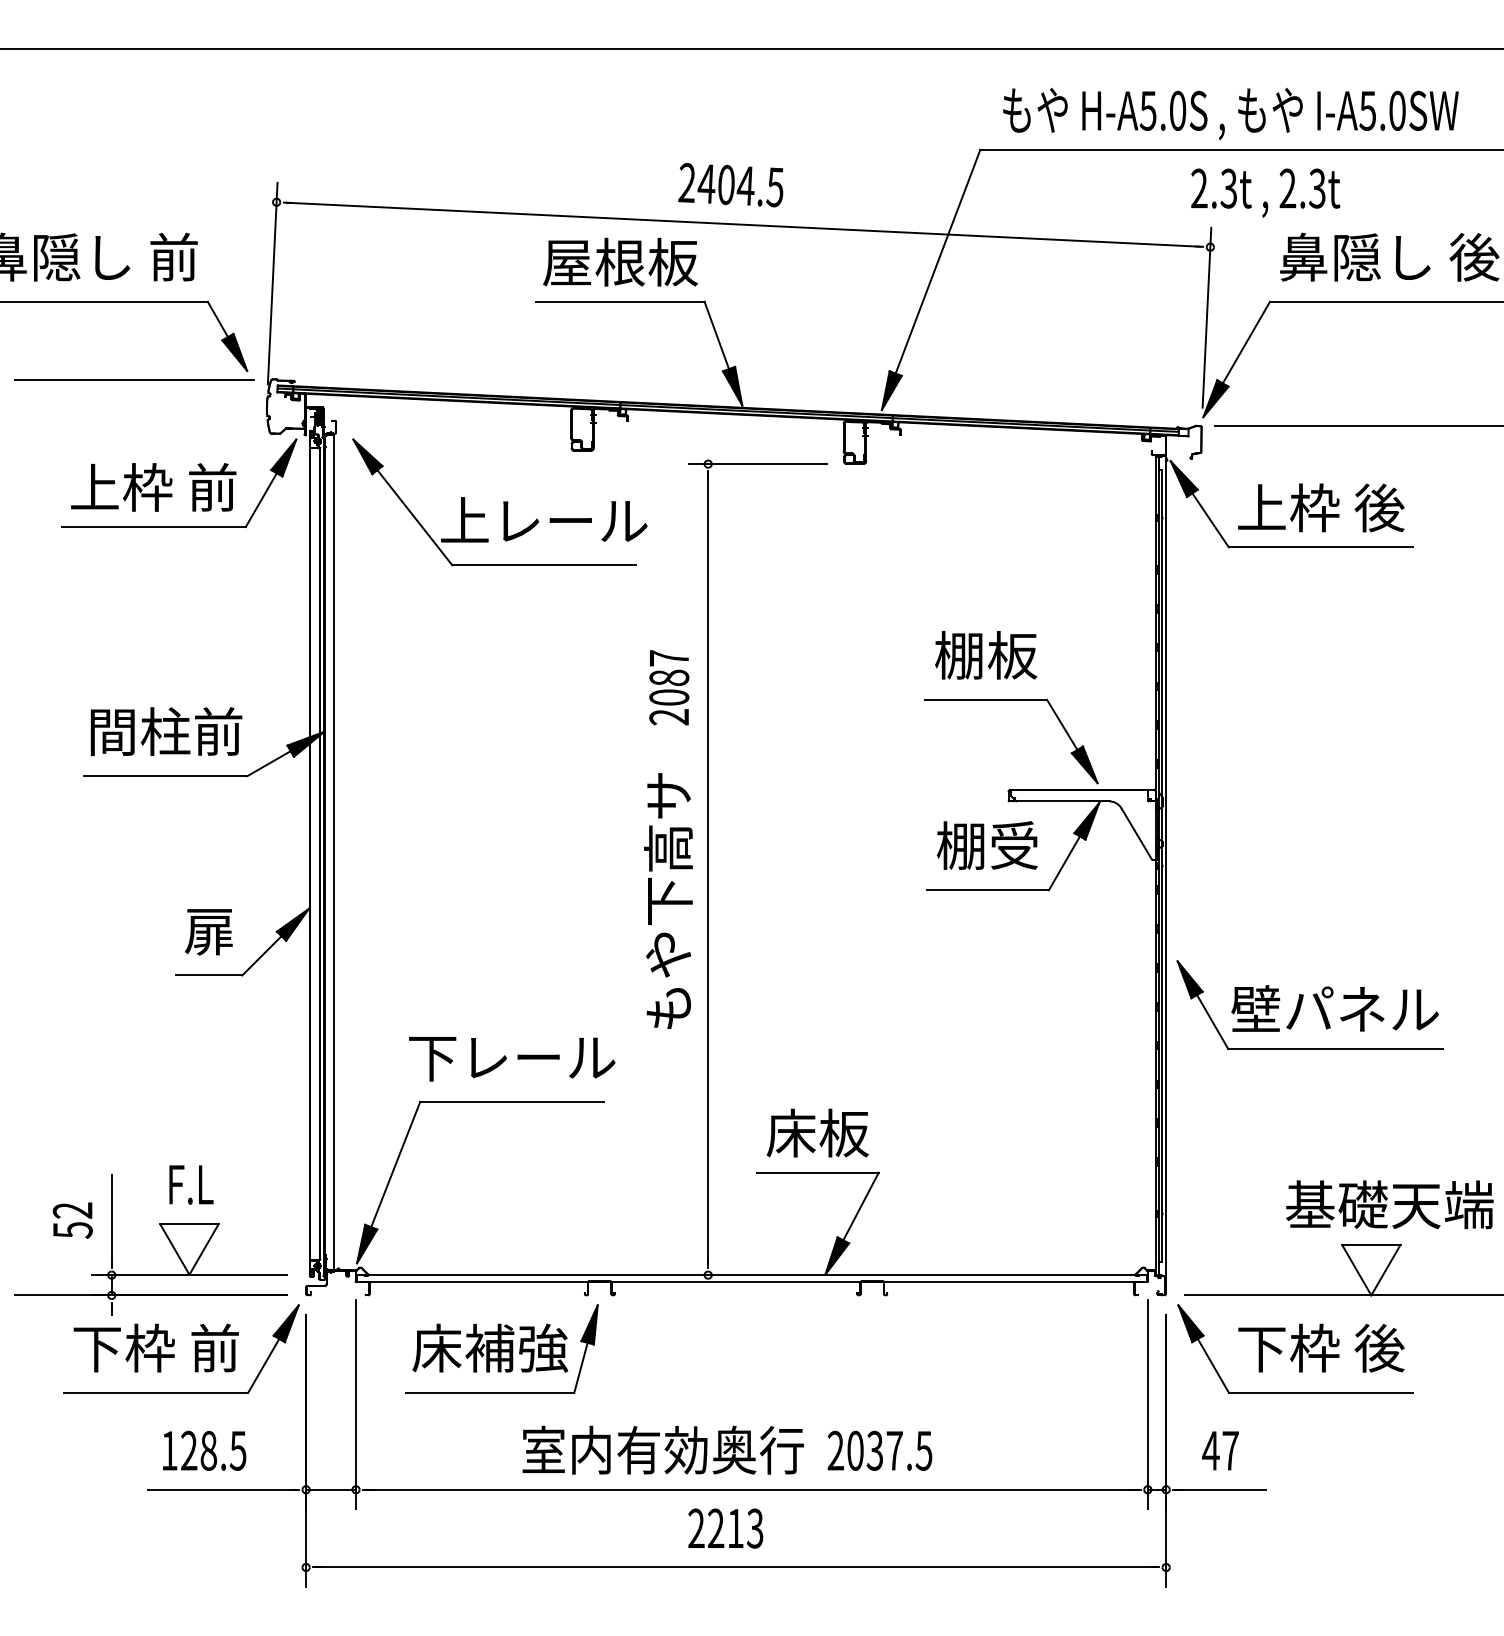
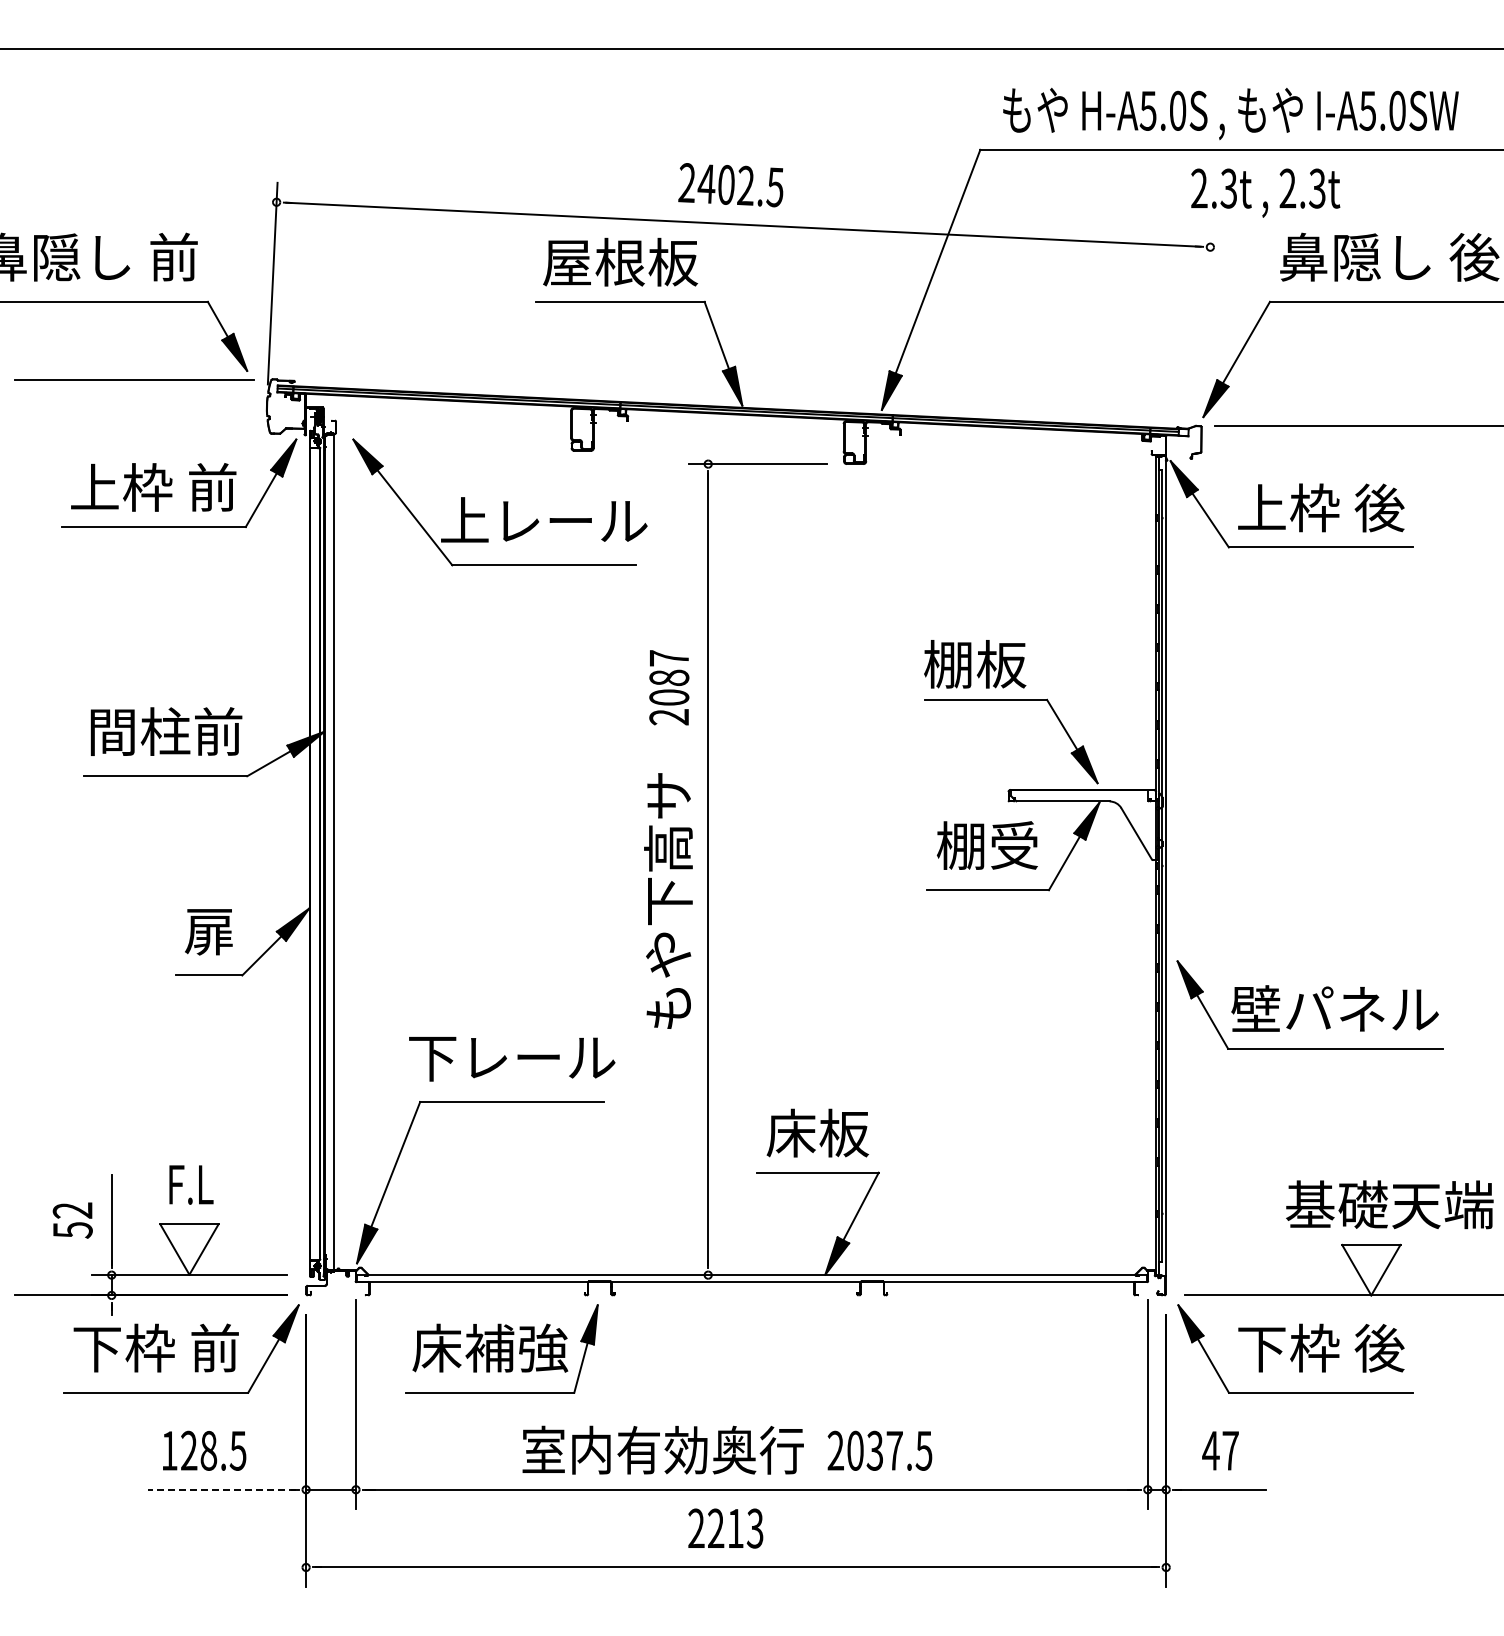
text: 2404.5 -> 2402.5 (745, 185)
line: present -> none (1206, 317)
text position: (986, 655) -> (975, 664) (975, 664)
line: solid -> dashed (221, 1489)
